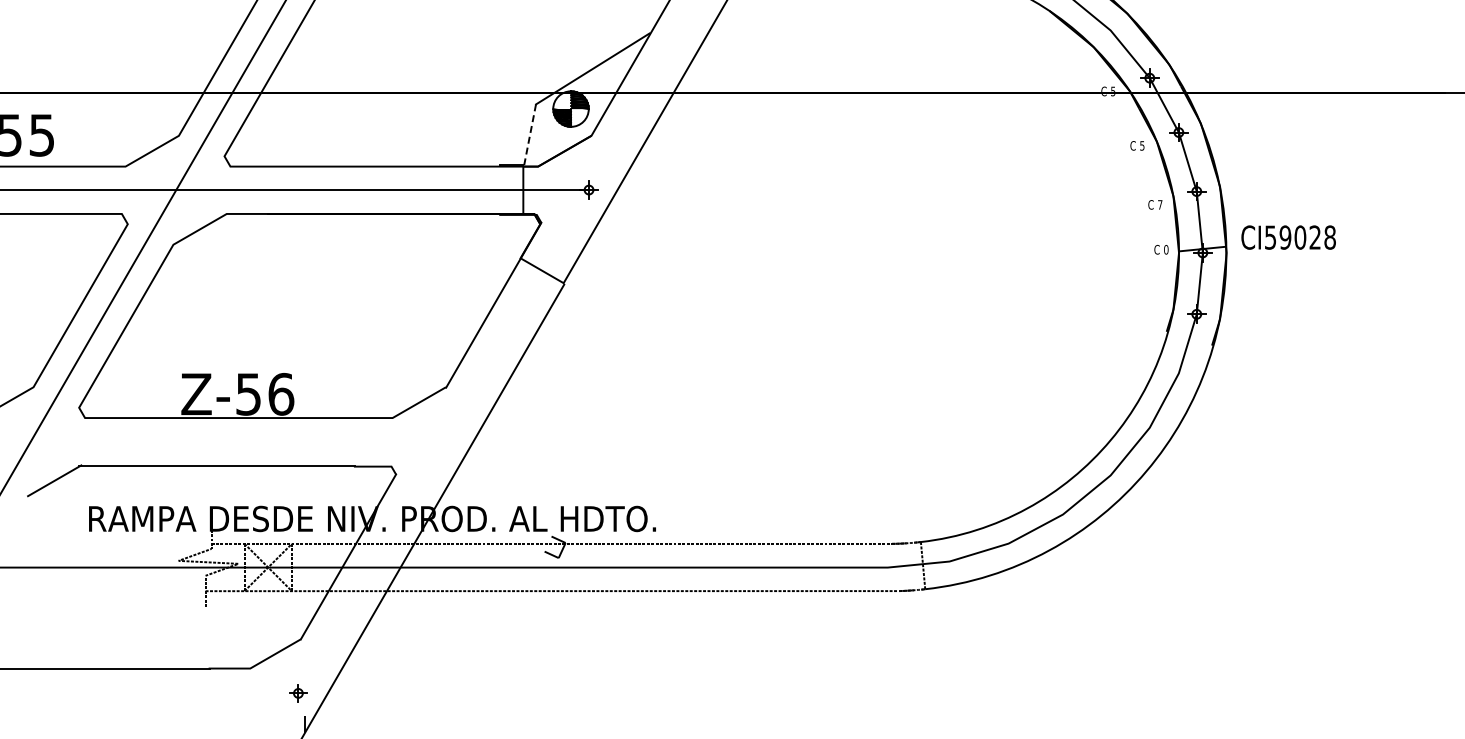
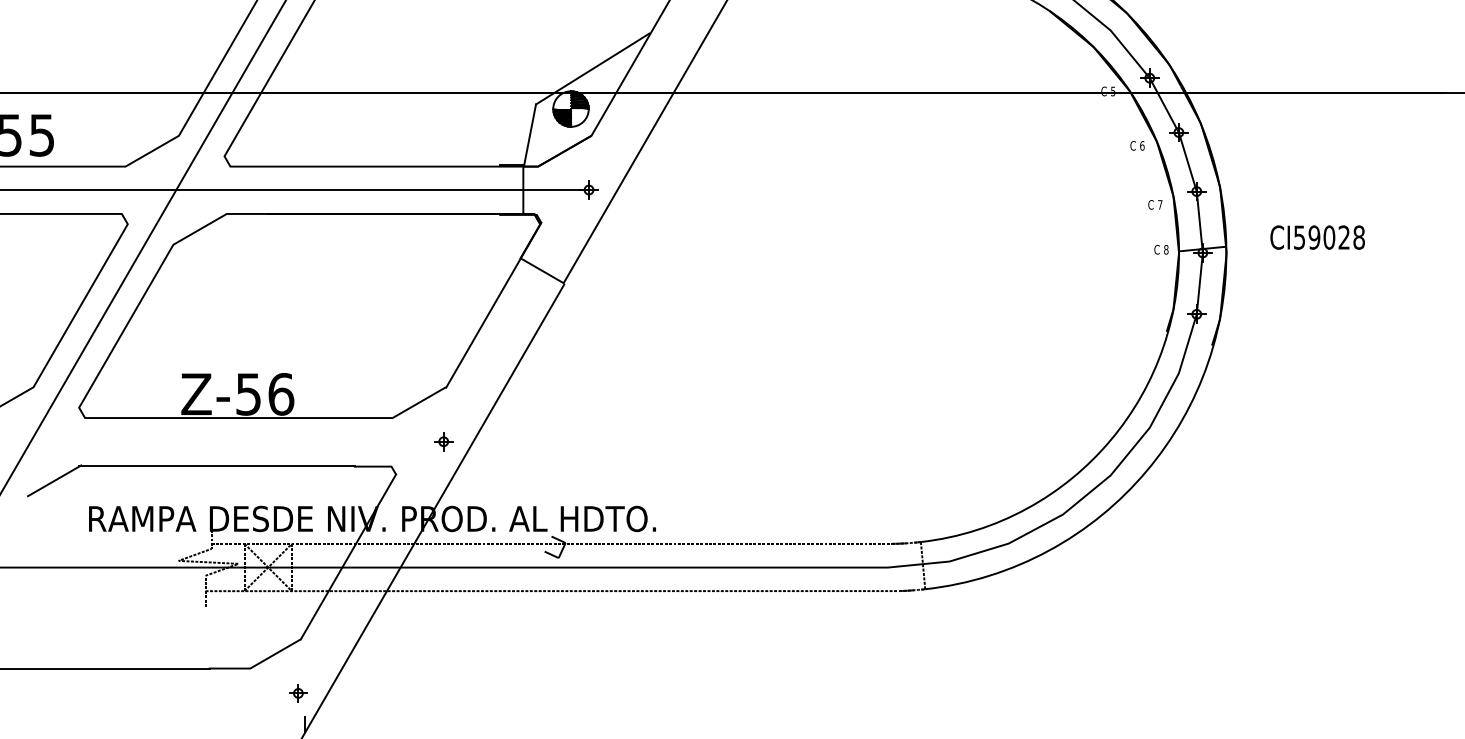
line: dashed -> solid (530, 134)
text: 5 -> 6 (1142, 145)
text position: (1288, 237) -> (1317, 237) (1317, 237)
text: 0 -> 8 (1166, 249)
part: none -> present (443, 441)
